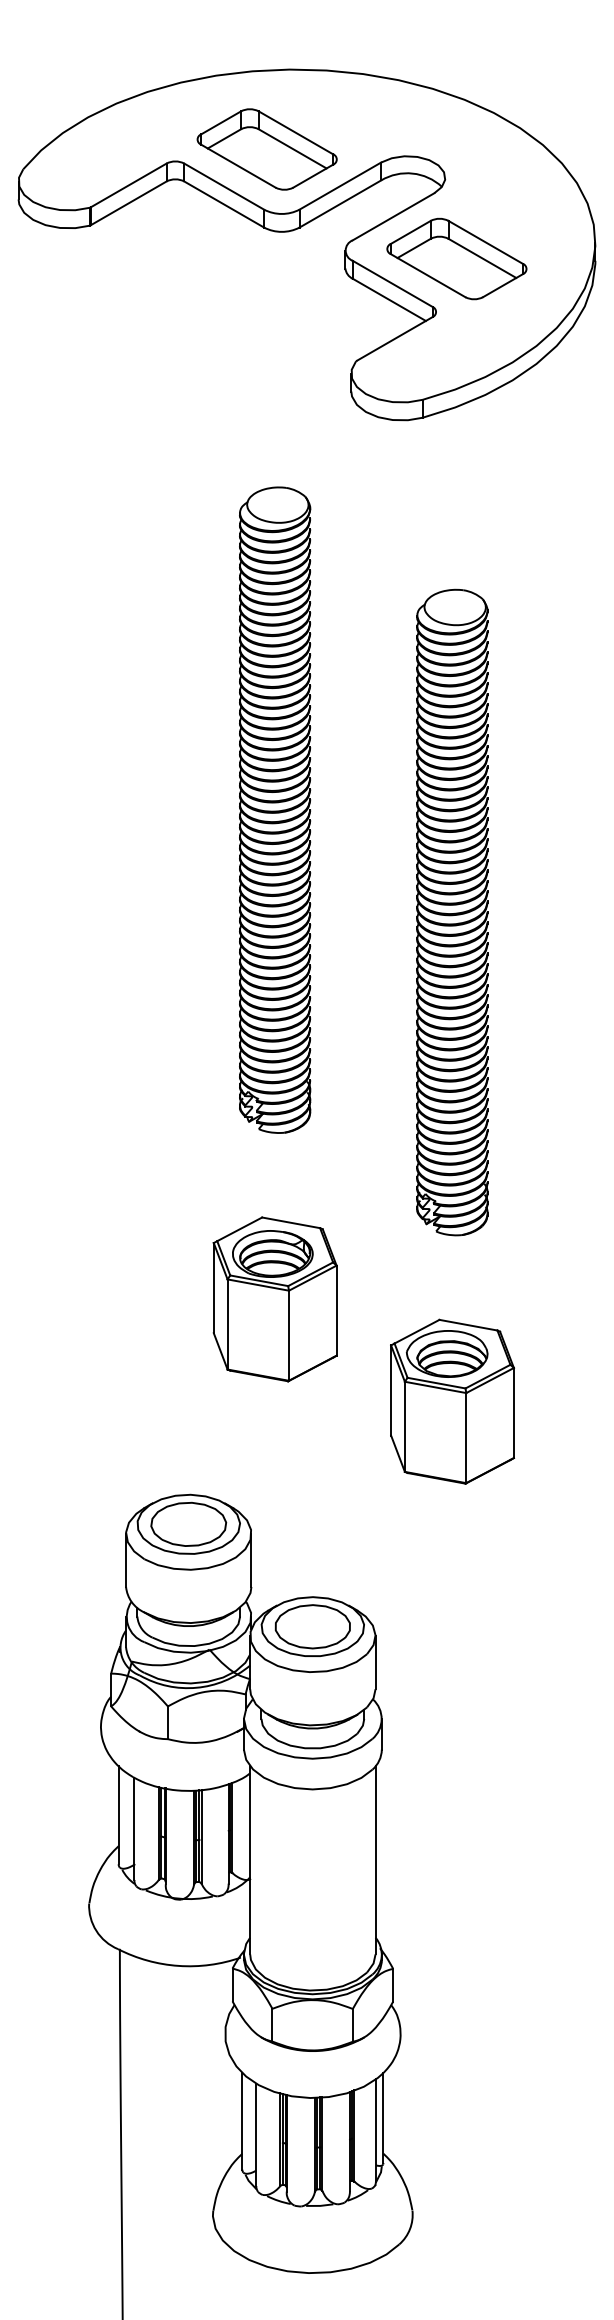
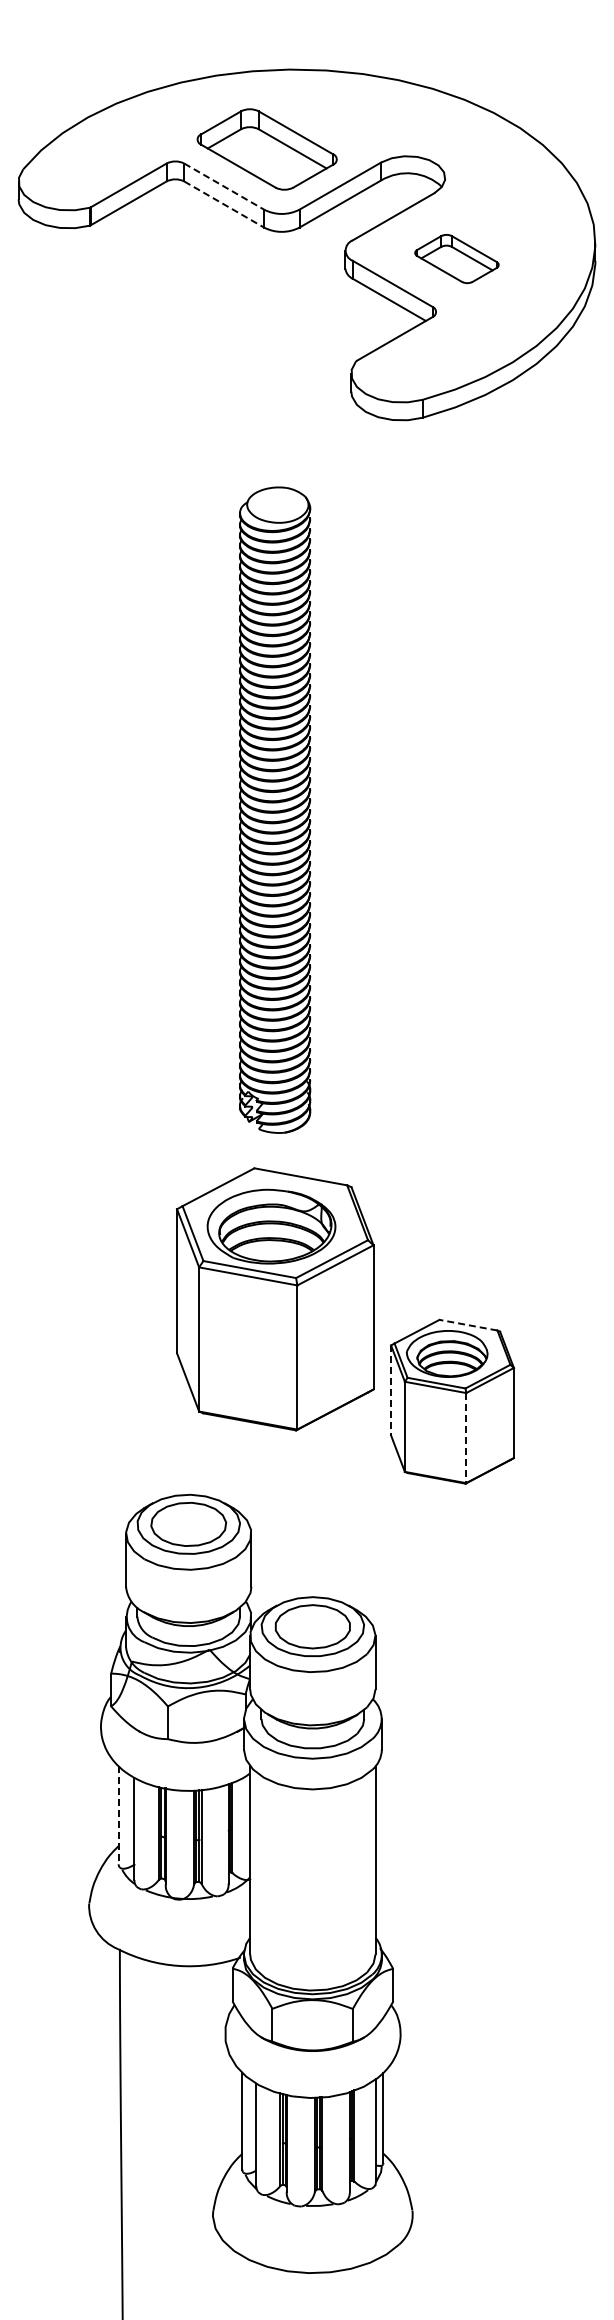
line: solid -> dashed (224, 186)
line: solid -> dashed (224, 204)
part size: 142x84 px -> 86x50 px (456, 258)
part: present -> none (452, 912)
part size: 126x167 px -> 199x265 px (275, 1299)
line: solid -> dashed (467, 1325)
line: solid -> dashed (391, 1391)
line: solid -> dashed (466, 1438)
line: solid -> dashed (118, 1815)
